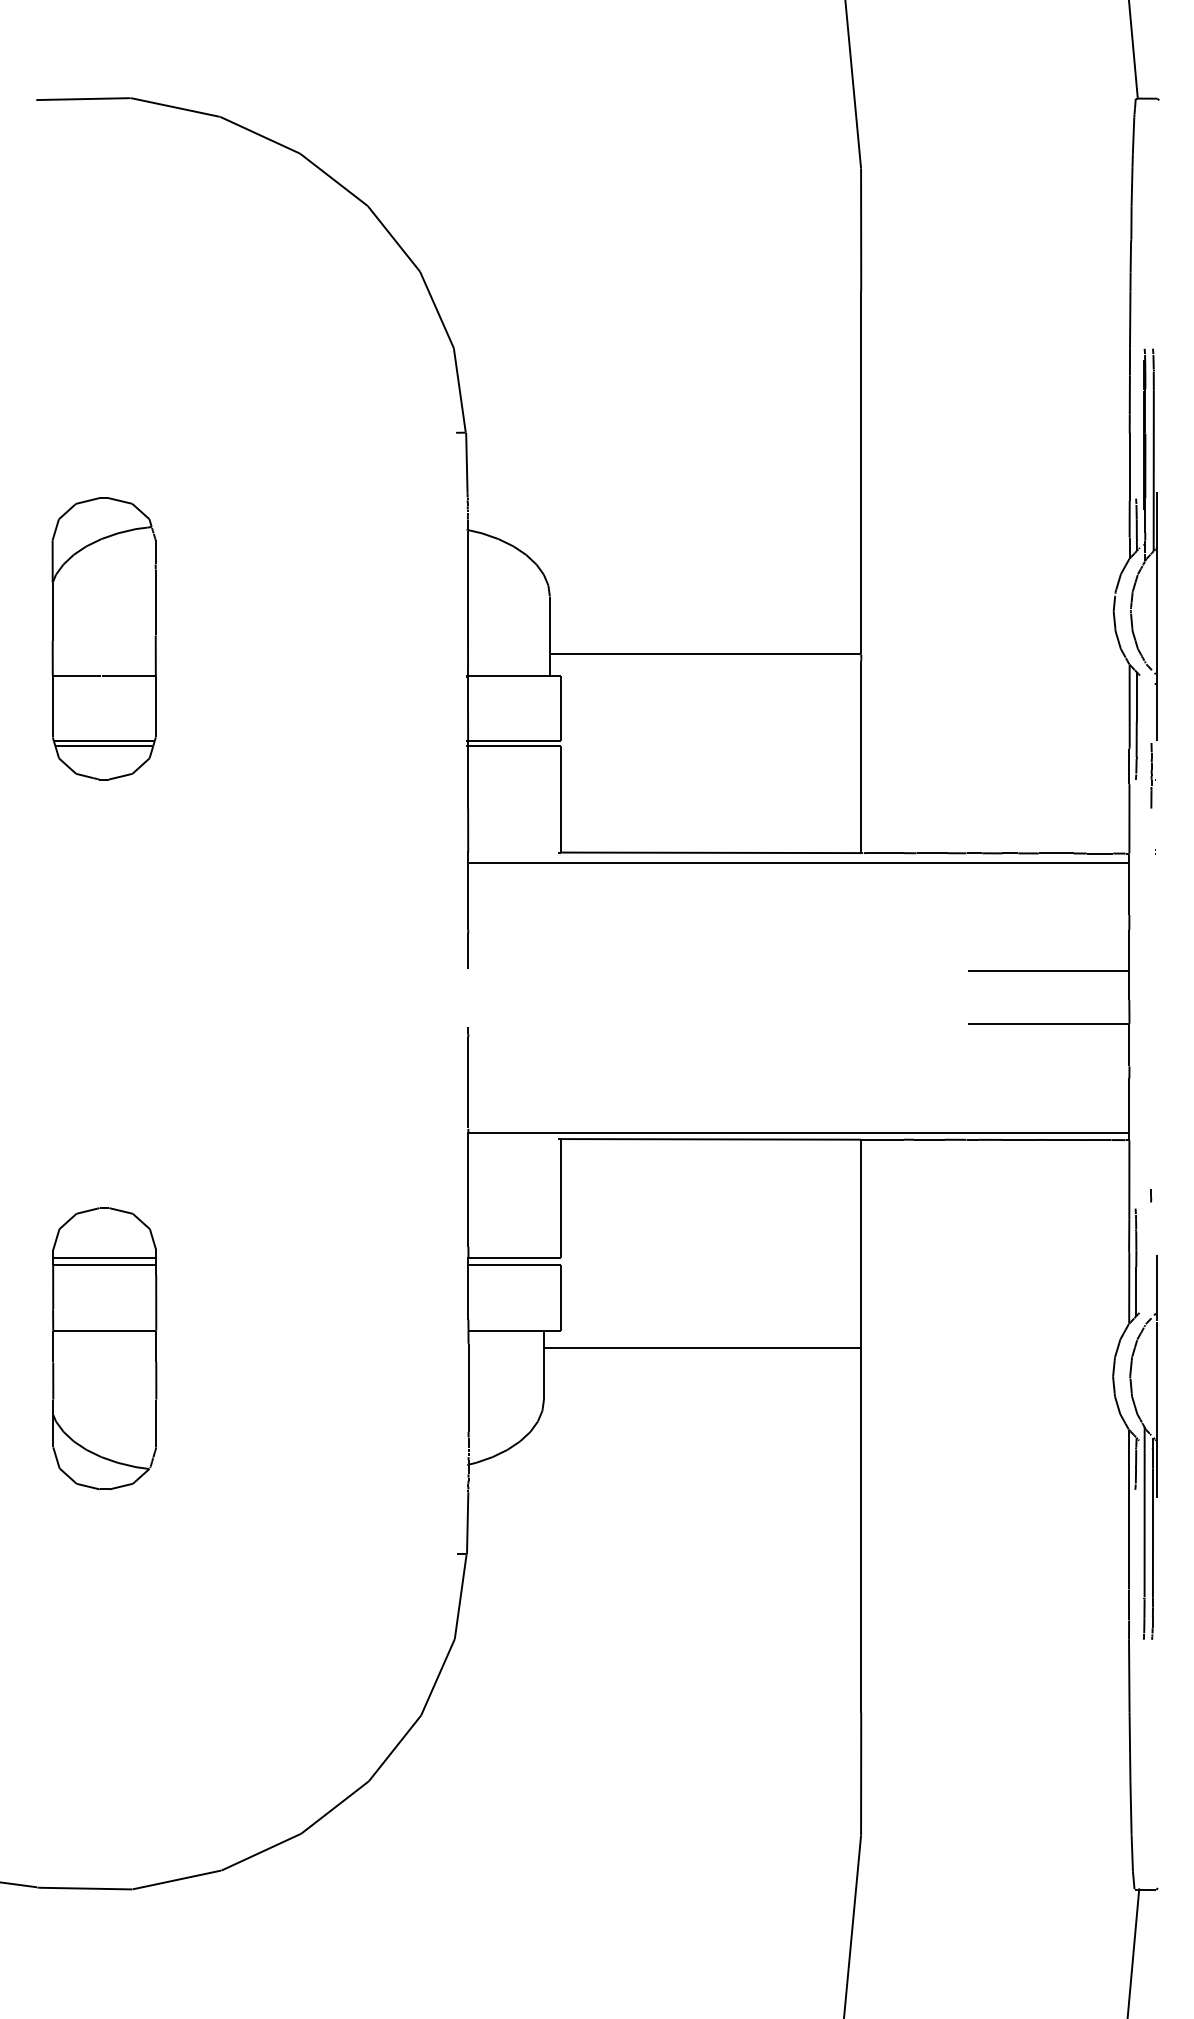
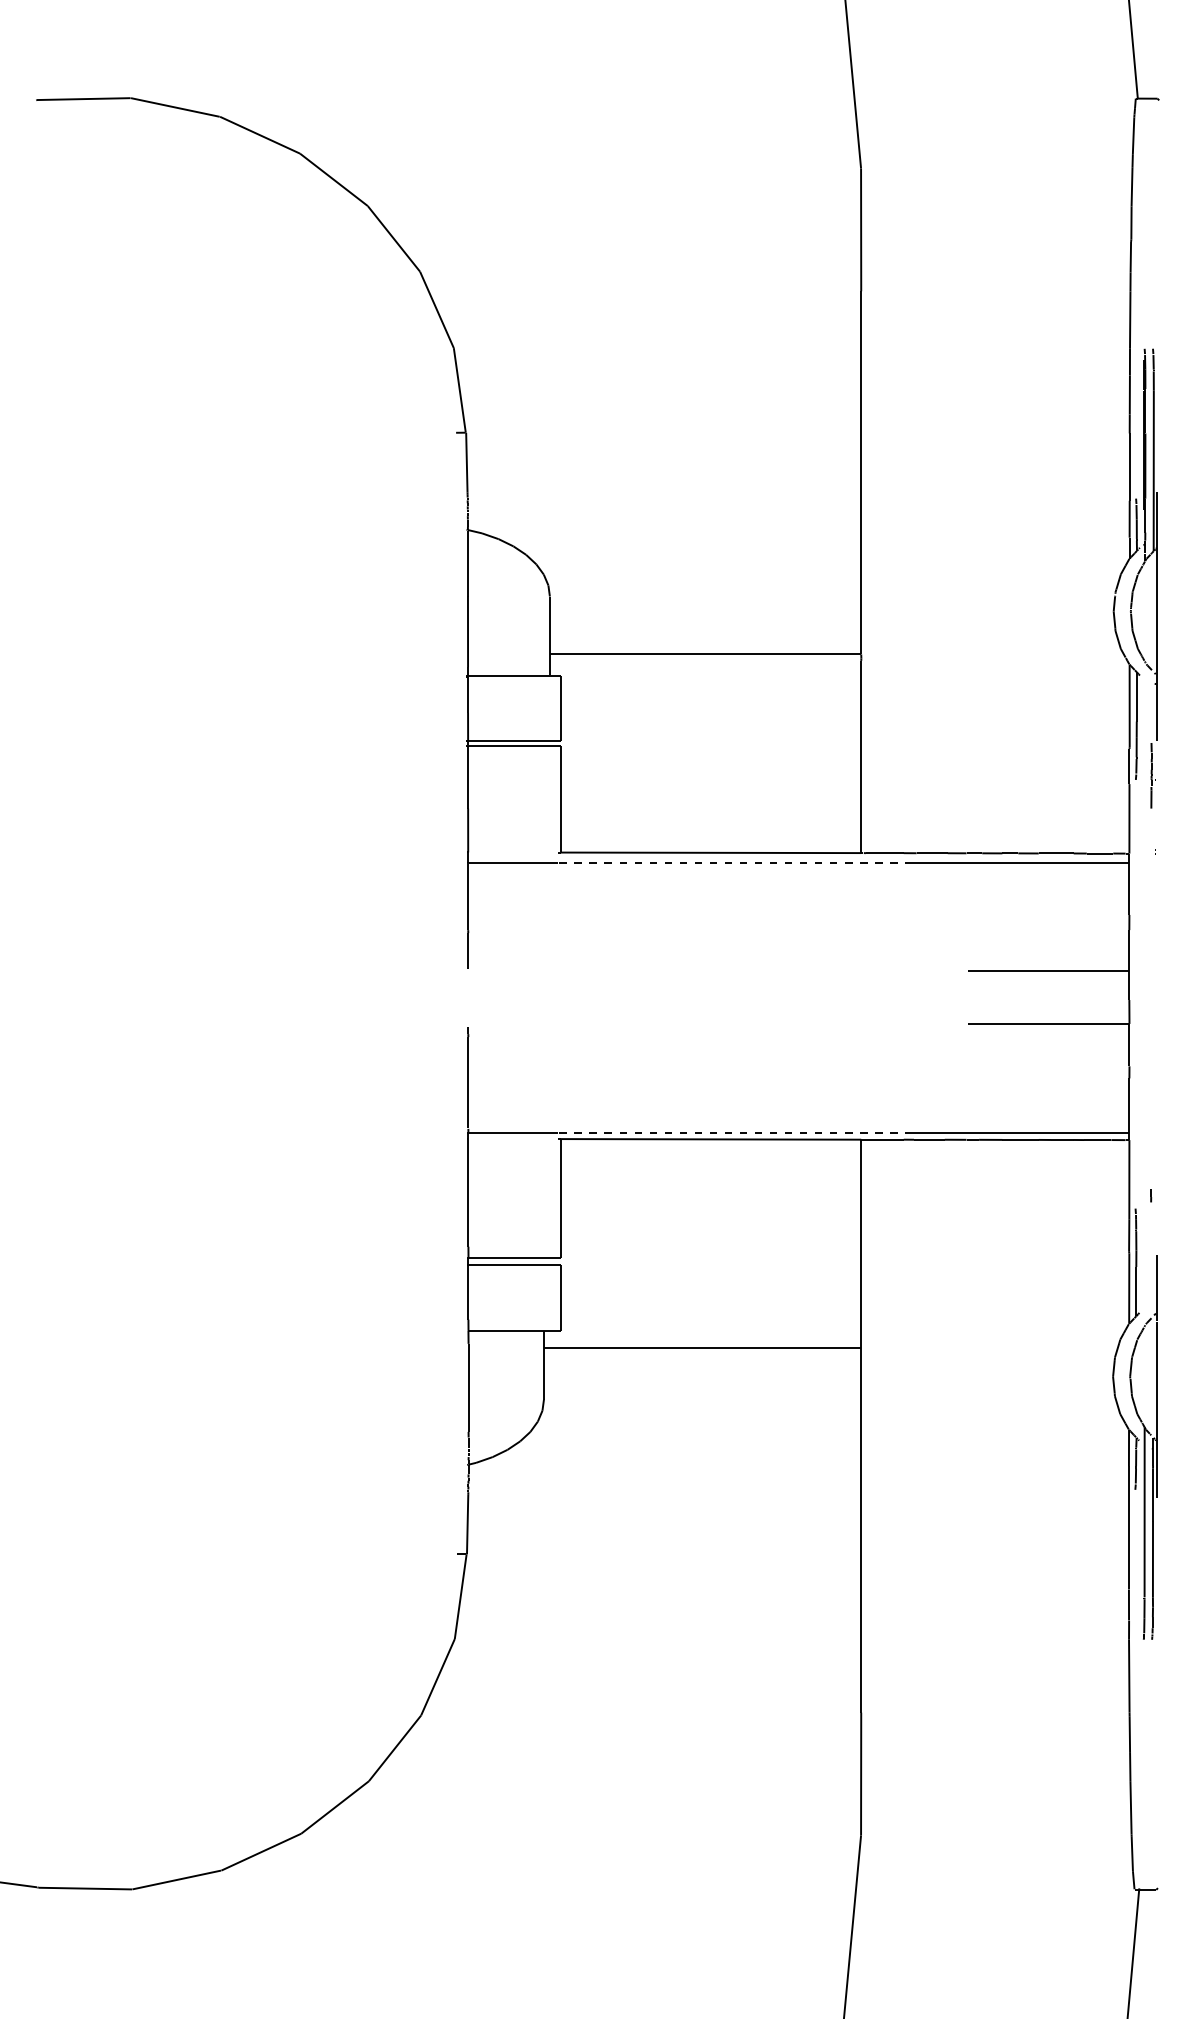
part: present -> none (103, 638)
line: solid -> dashed (734, 863)
line: solid -> dashed (734, 1133)
part: present -> none (104, 1348)
